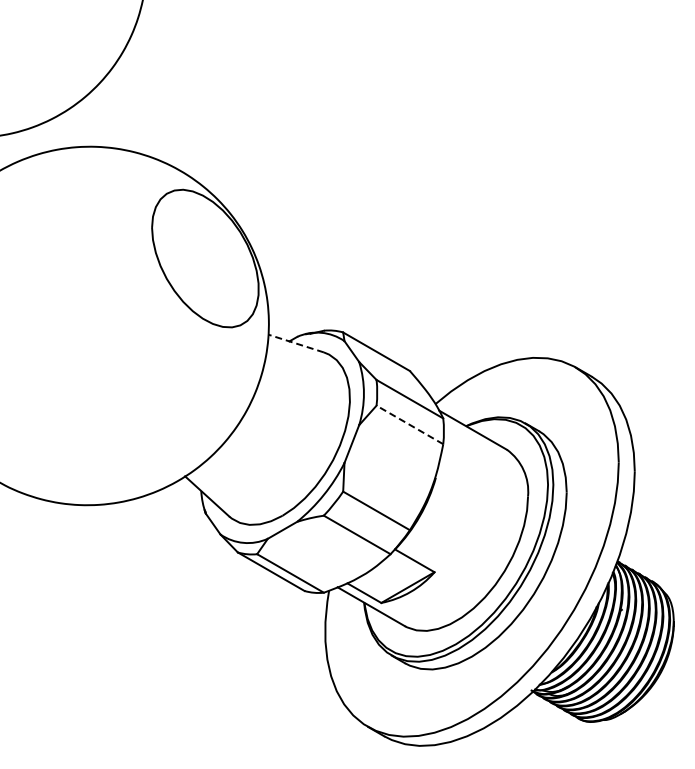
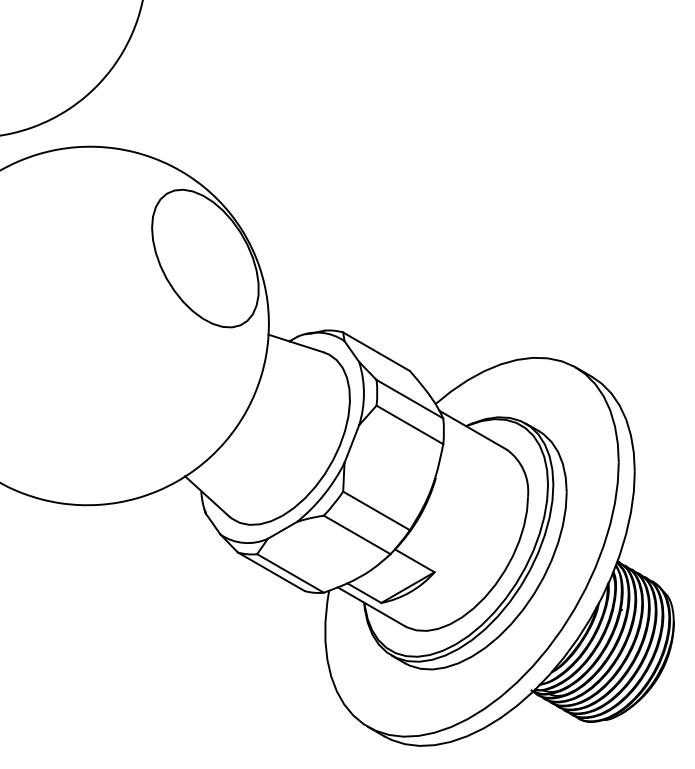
line: dashed -> solid (295, 343)
line: dashed -> solid (409, 424)
